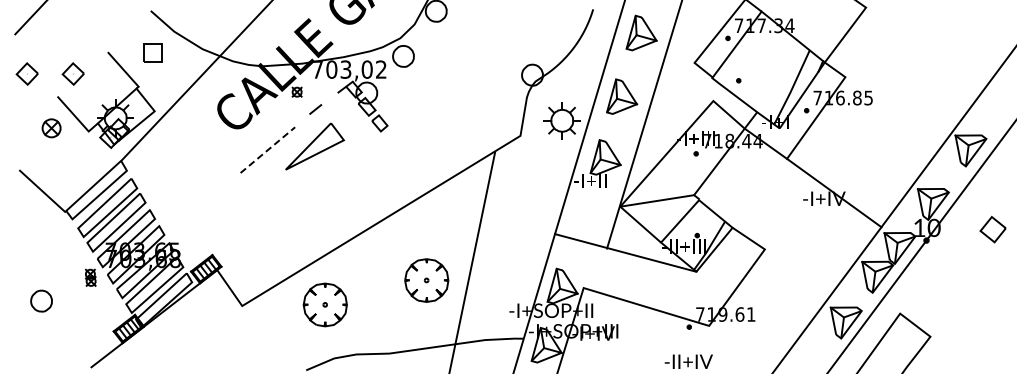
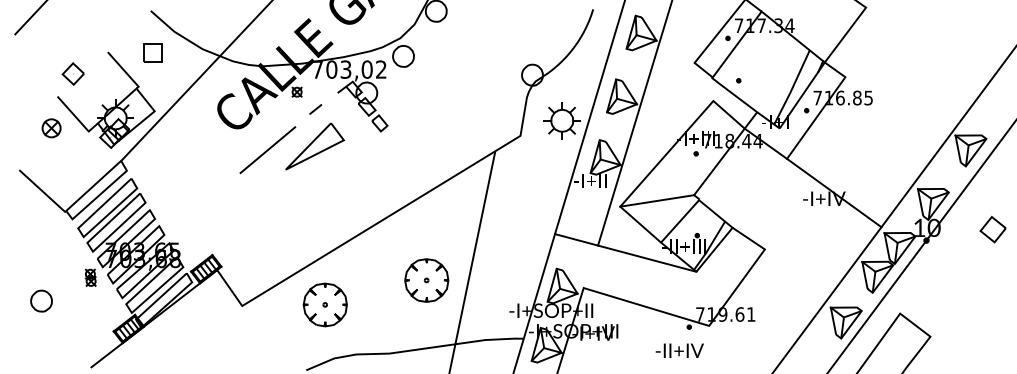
part: present -> none (26, 73)
line position: (644, 125) -> (634, 123) (634, 123)
line: dashed -> solid (267, 150)
text position: (688, 361) -> (679, 350) (679, 350)
